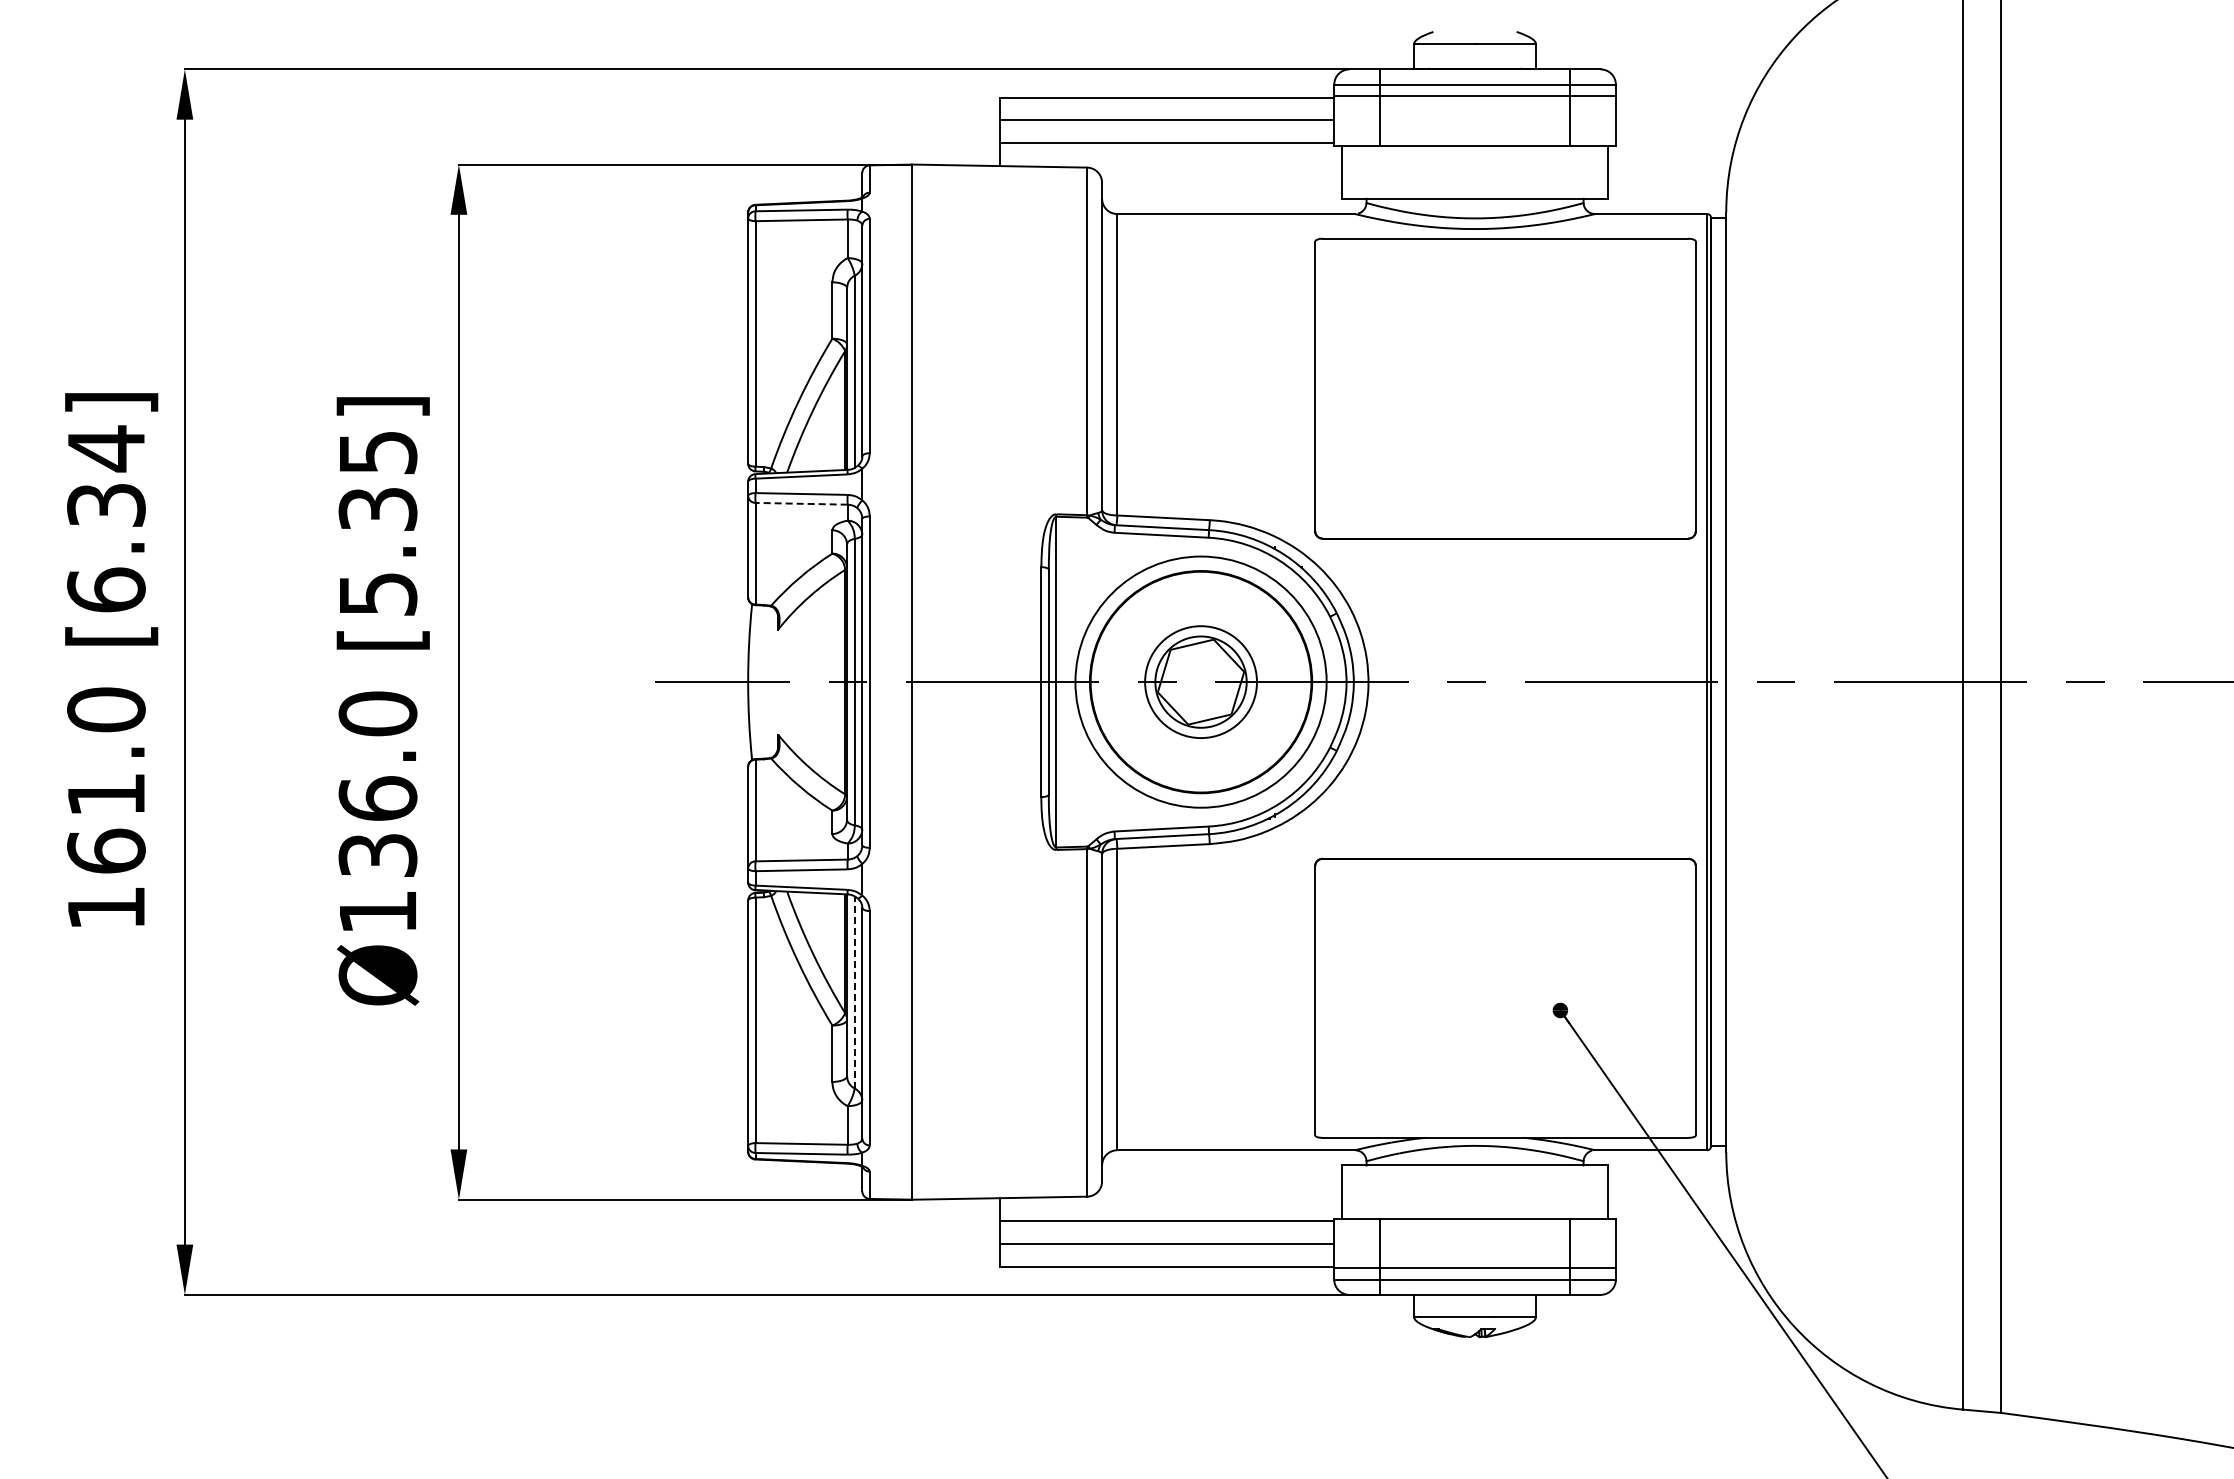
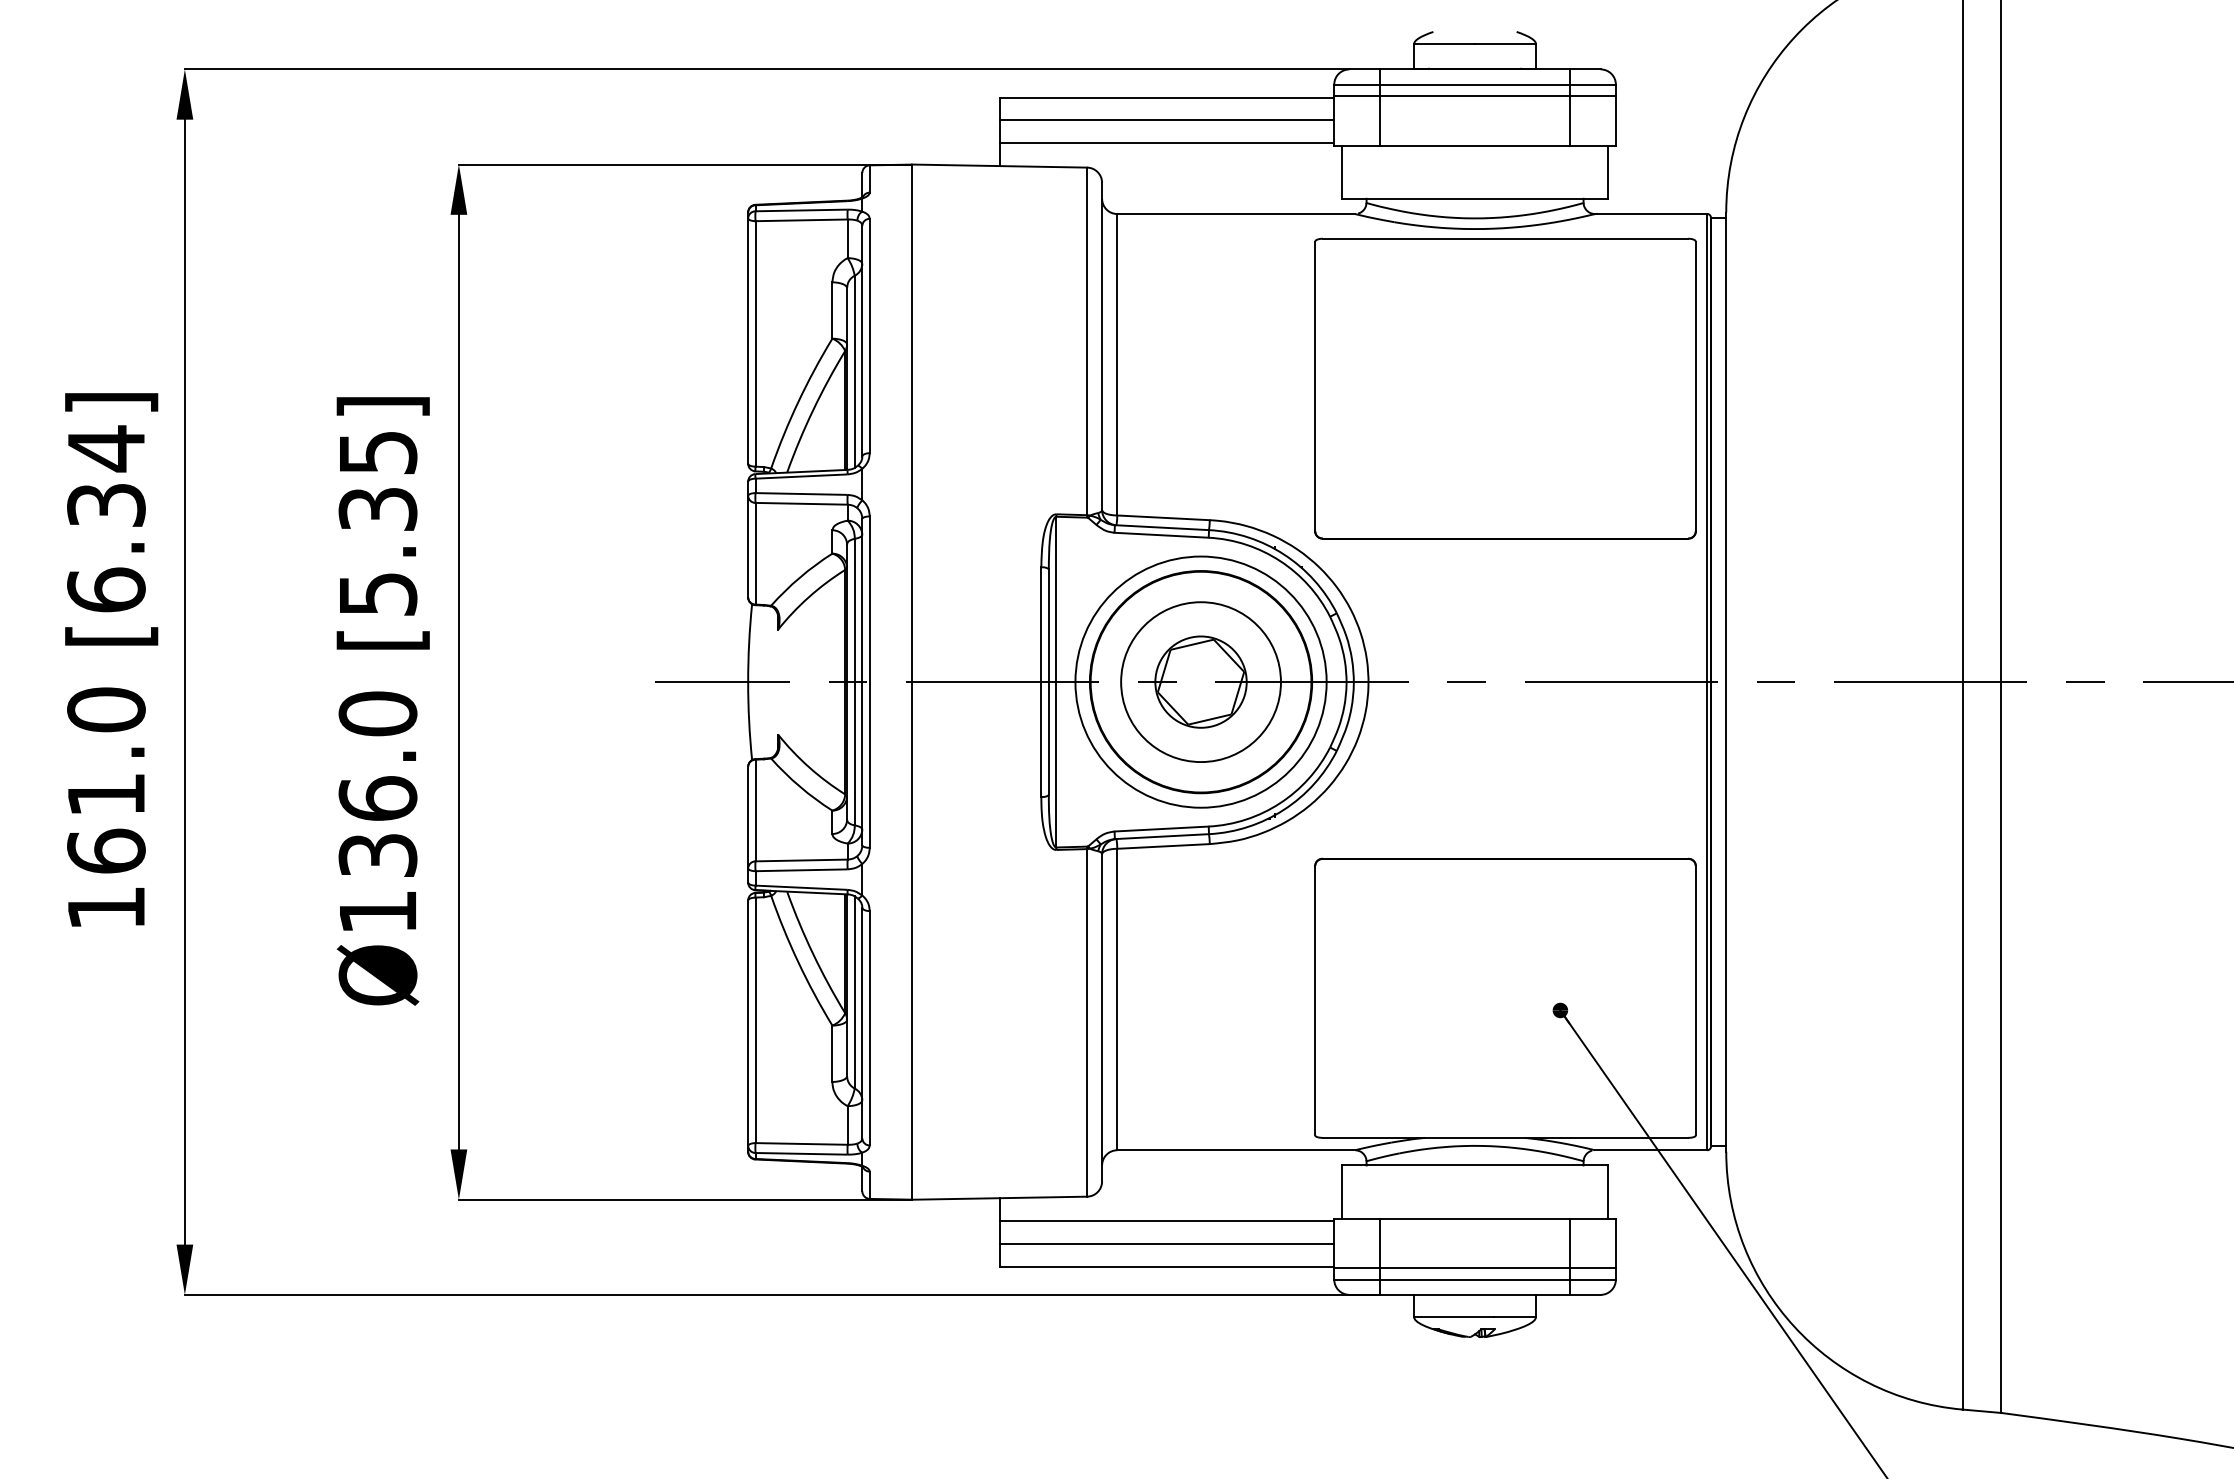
line: dashed -> solid (801, 503)
circle diameter: 112 px -> 160 px (1200, 682)
line: dashed -> solid (854, 992)
